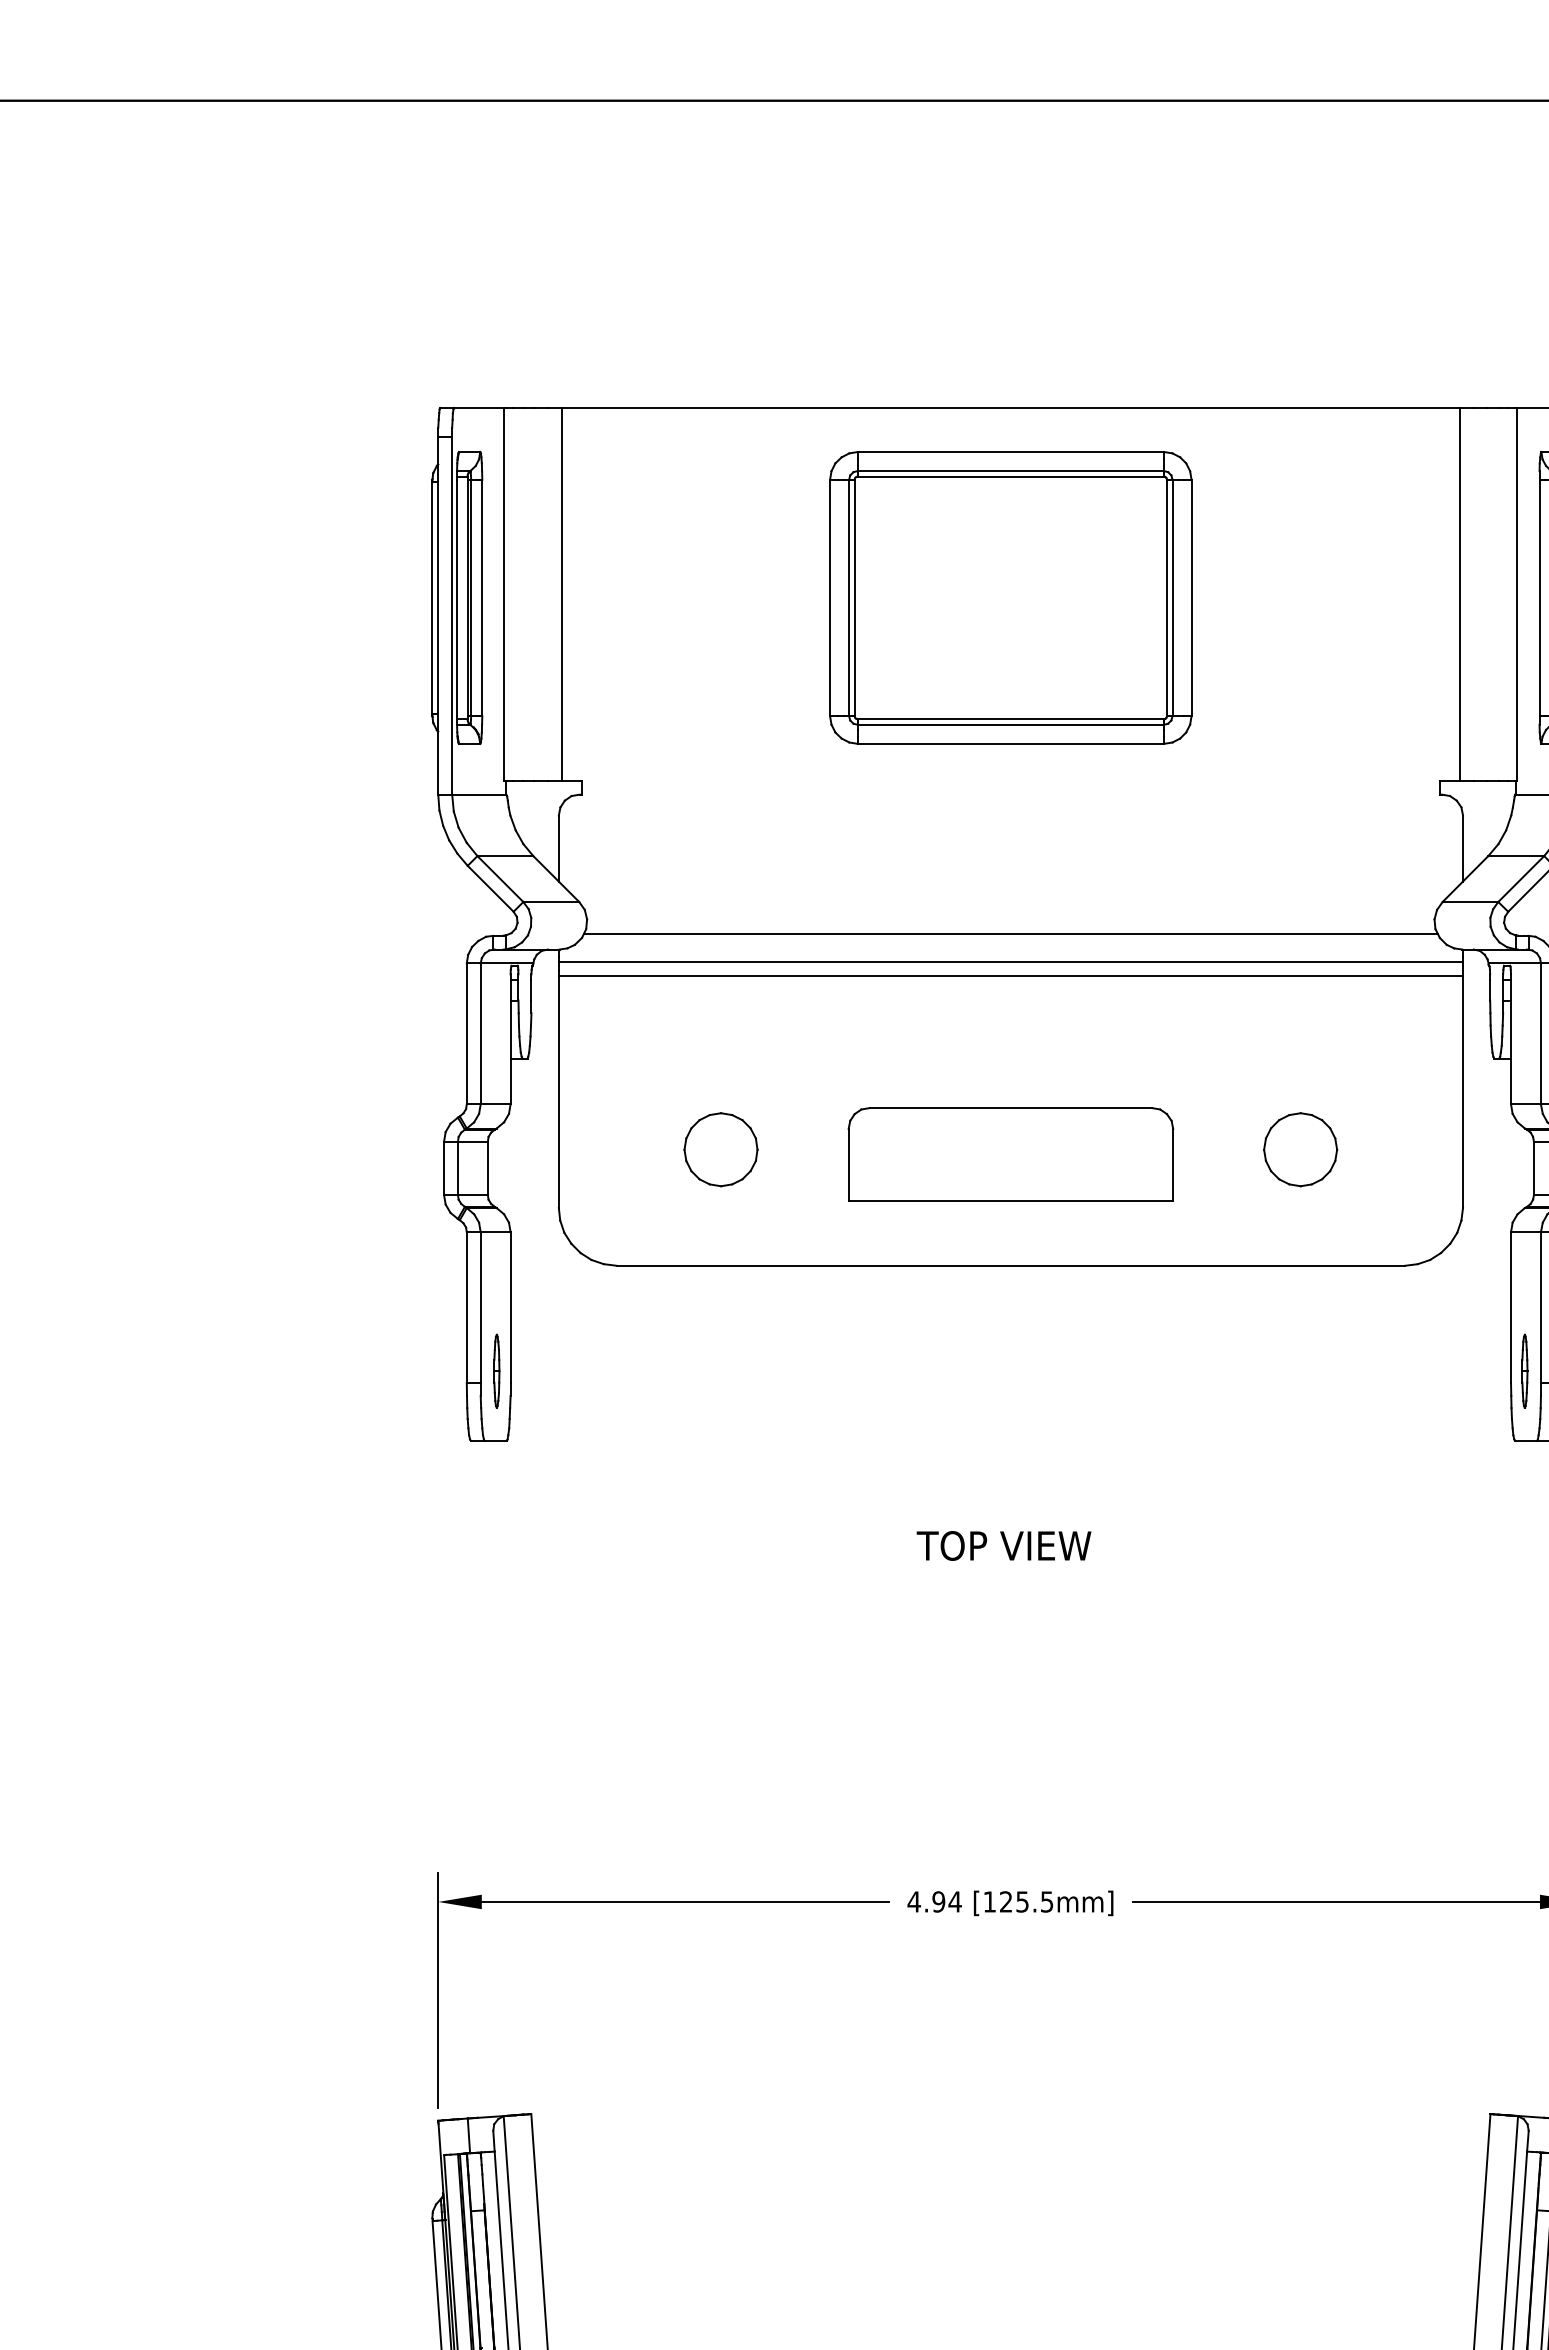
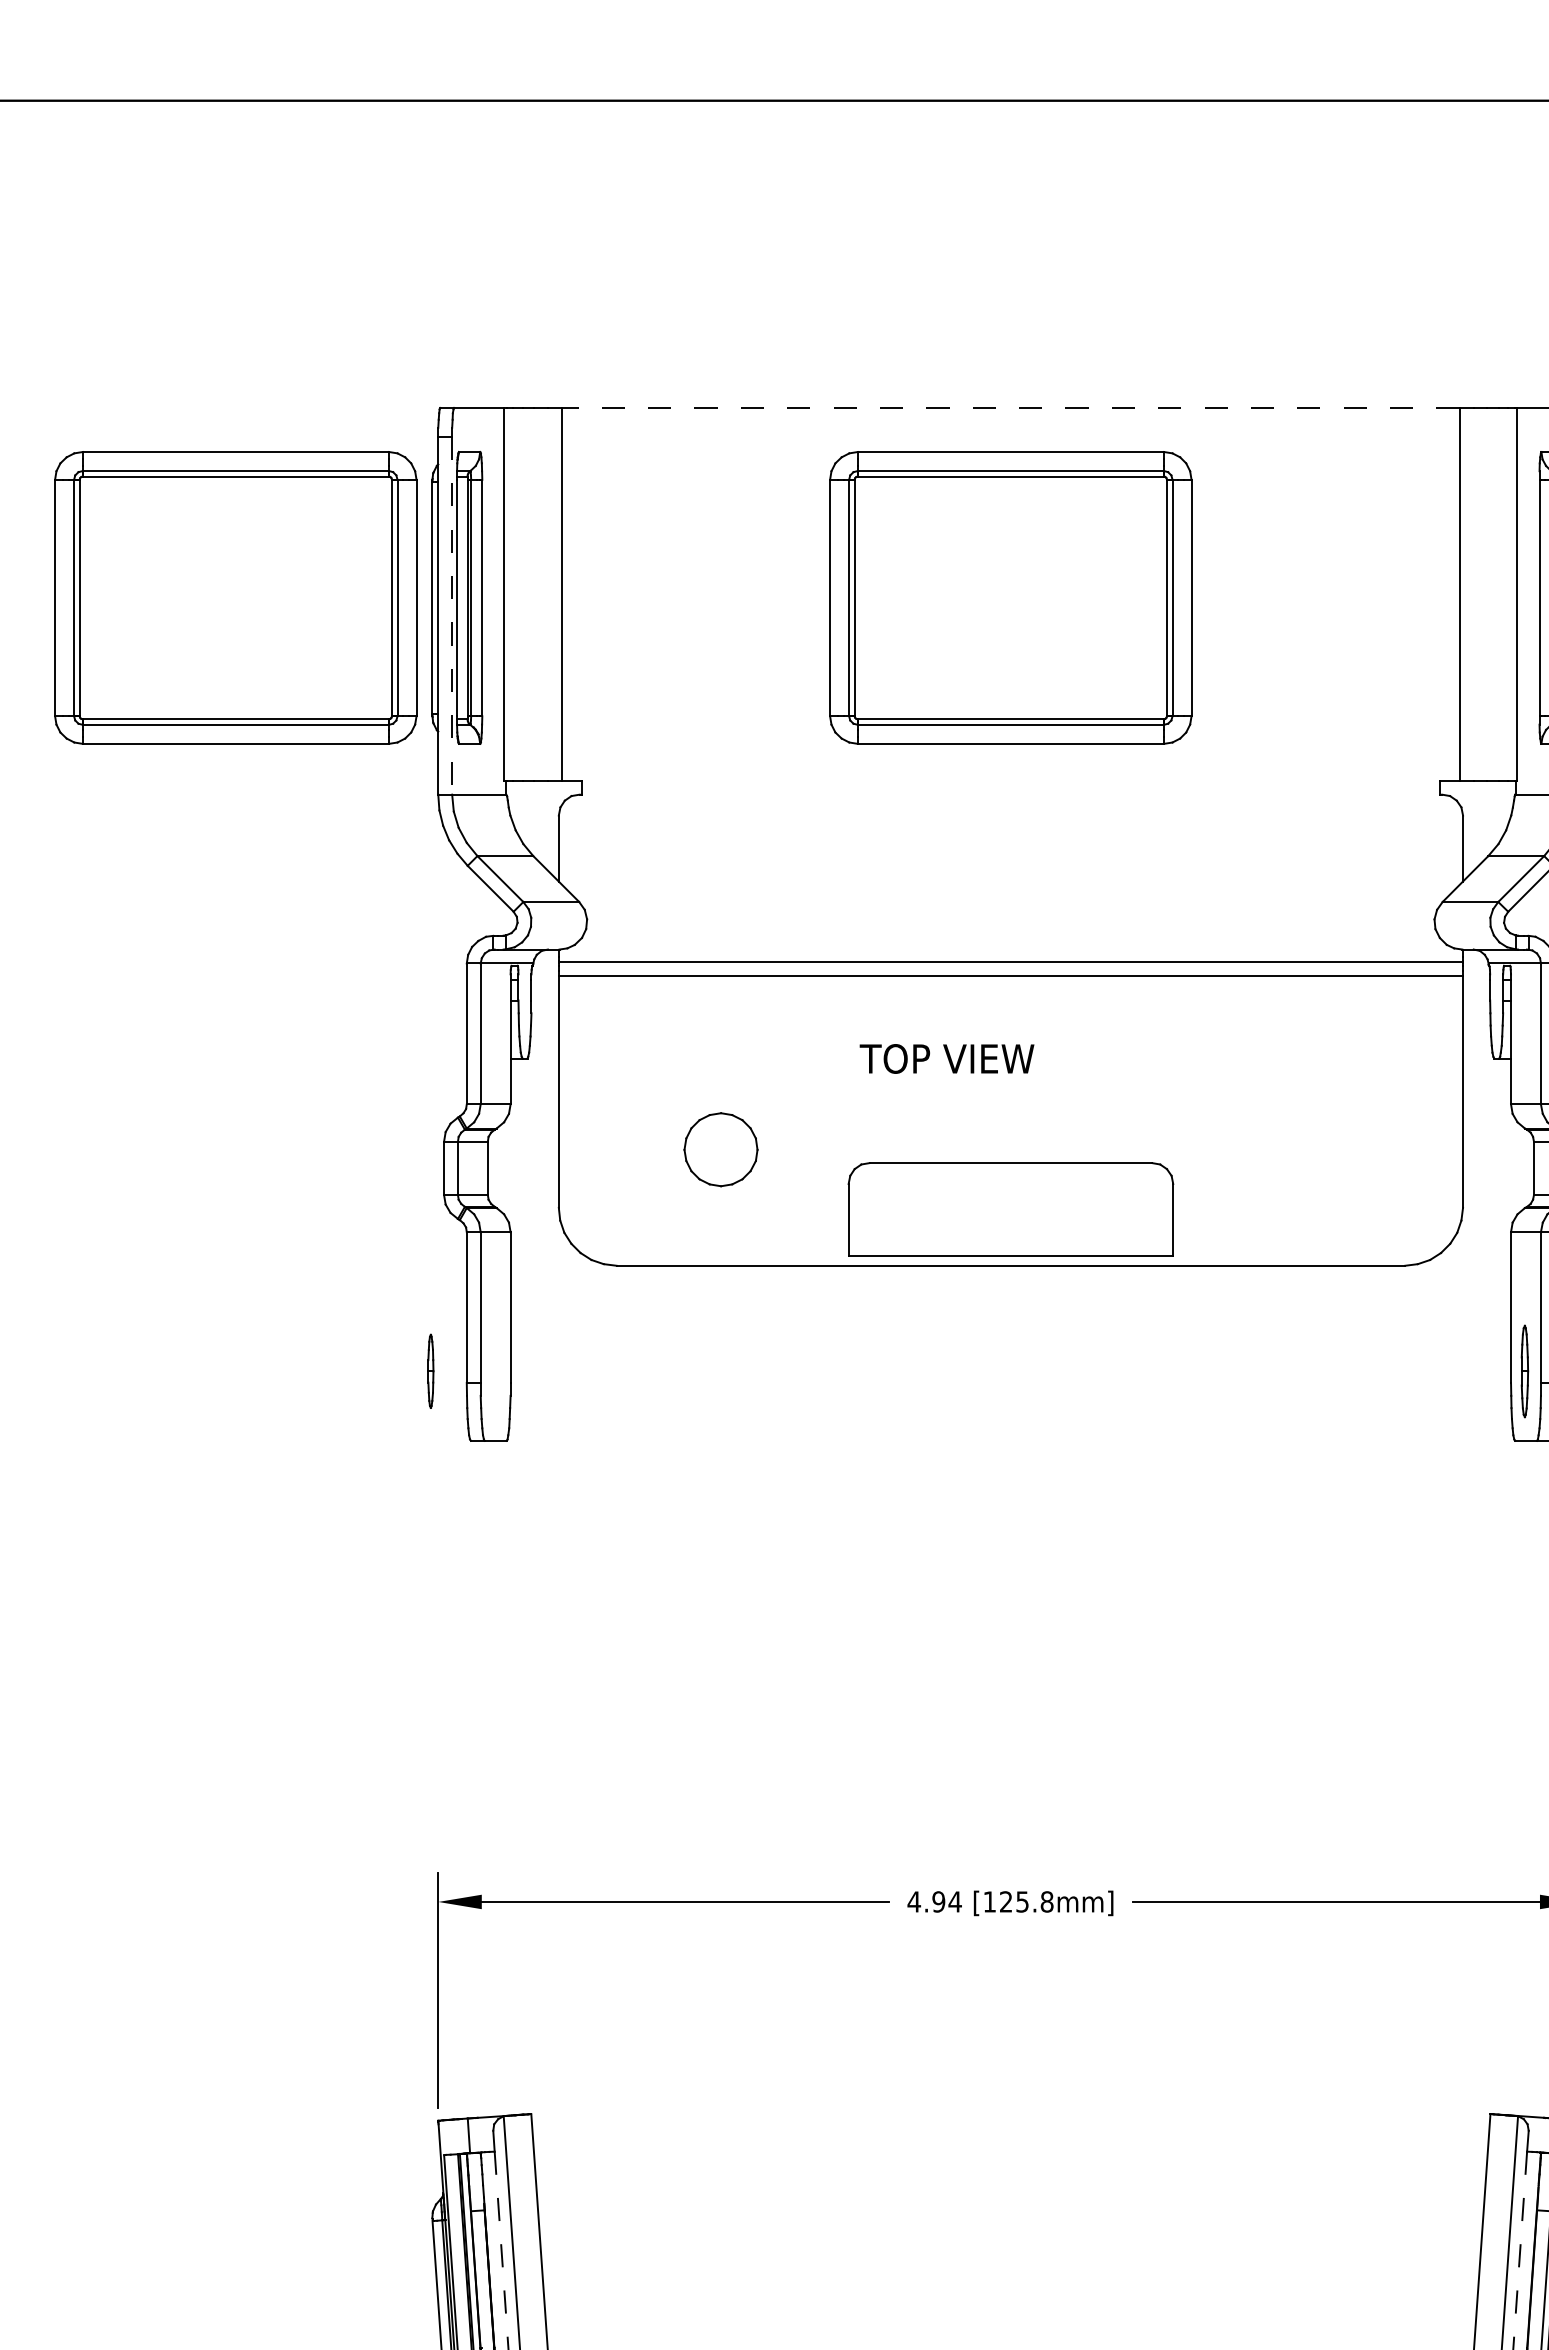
line: solid -> dashed (1010, 407)
part: none -> present (235, 597)
line: solid -> dashed (452, 615)
line: present -> none (1010, 934)
part: present -> none (1300, 1149)
part position: (1010, 1154) -> (1010, 1209) (1010, 1209)
part position: (496, 1370) -> (430, 1370) (430, 1370)
part size: 8x76 px -> 10x95 px (1524, 1371)
text position: (1003, 1545) -> (946, 1058) (946, 1058)
text: [125.5mm] -> [125.8mm] (1046, 1901)
line: solid -> dashed (501, 2250)
line: solid -> dashed (1520, 2250)
